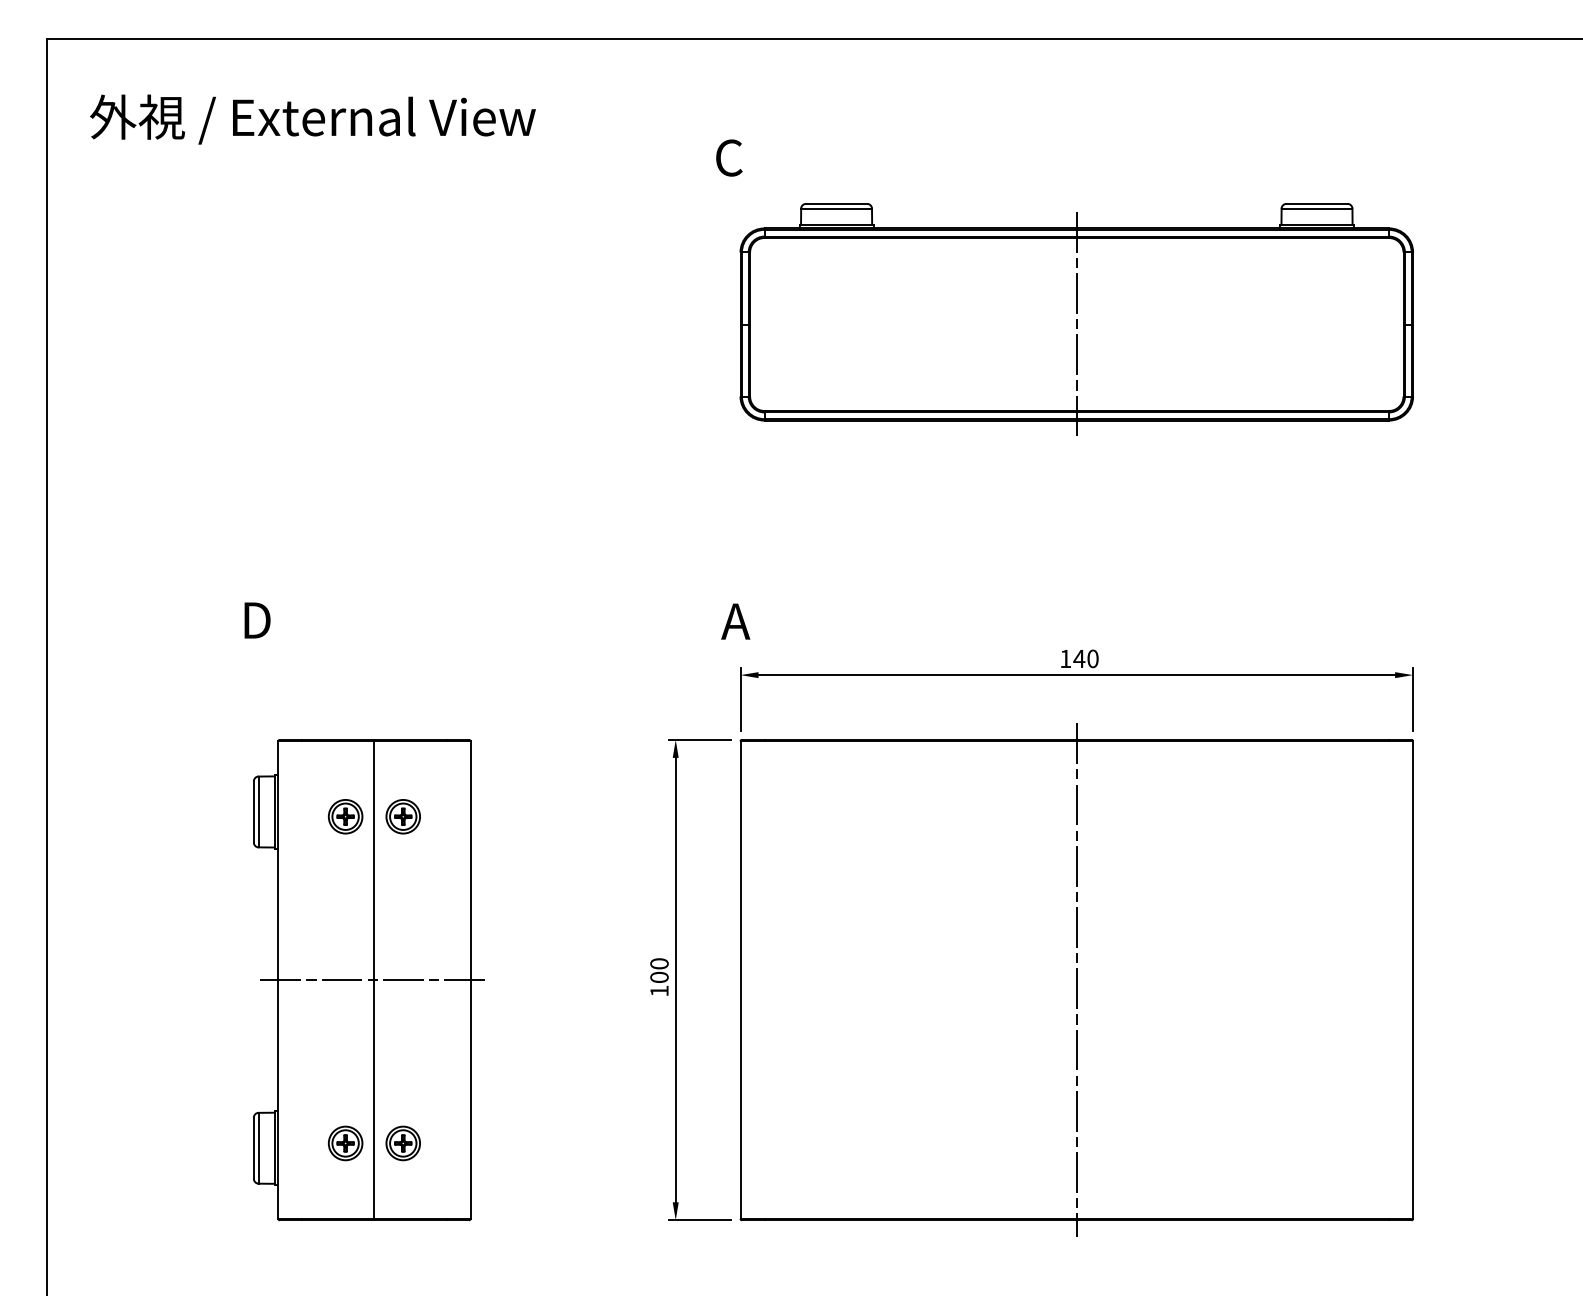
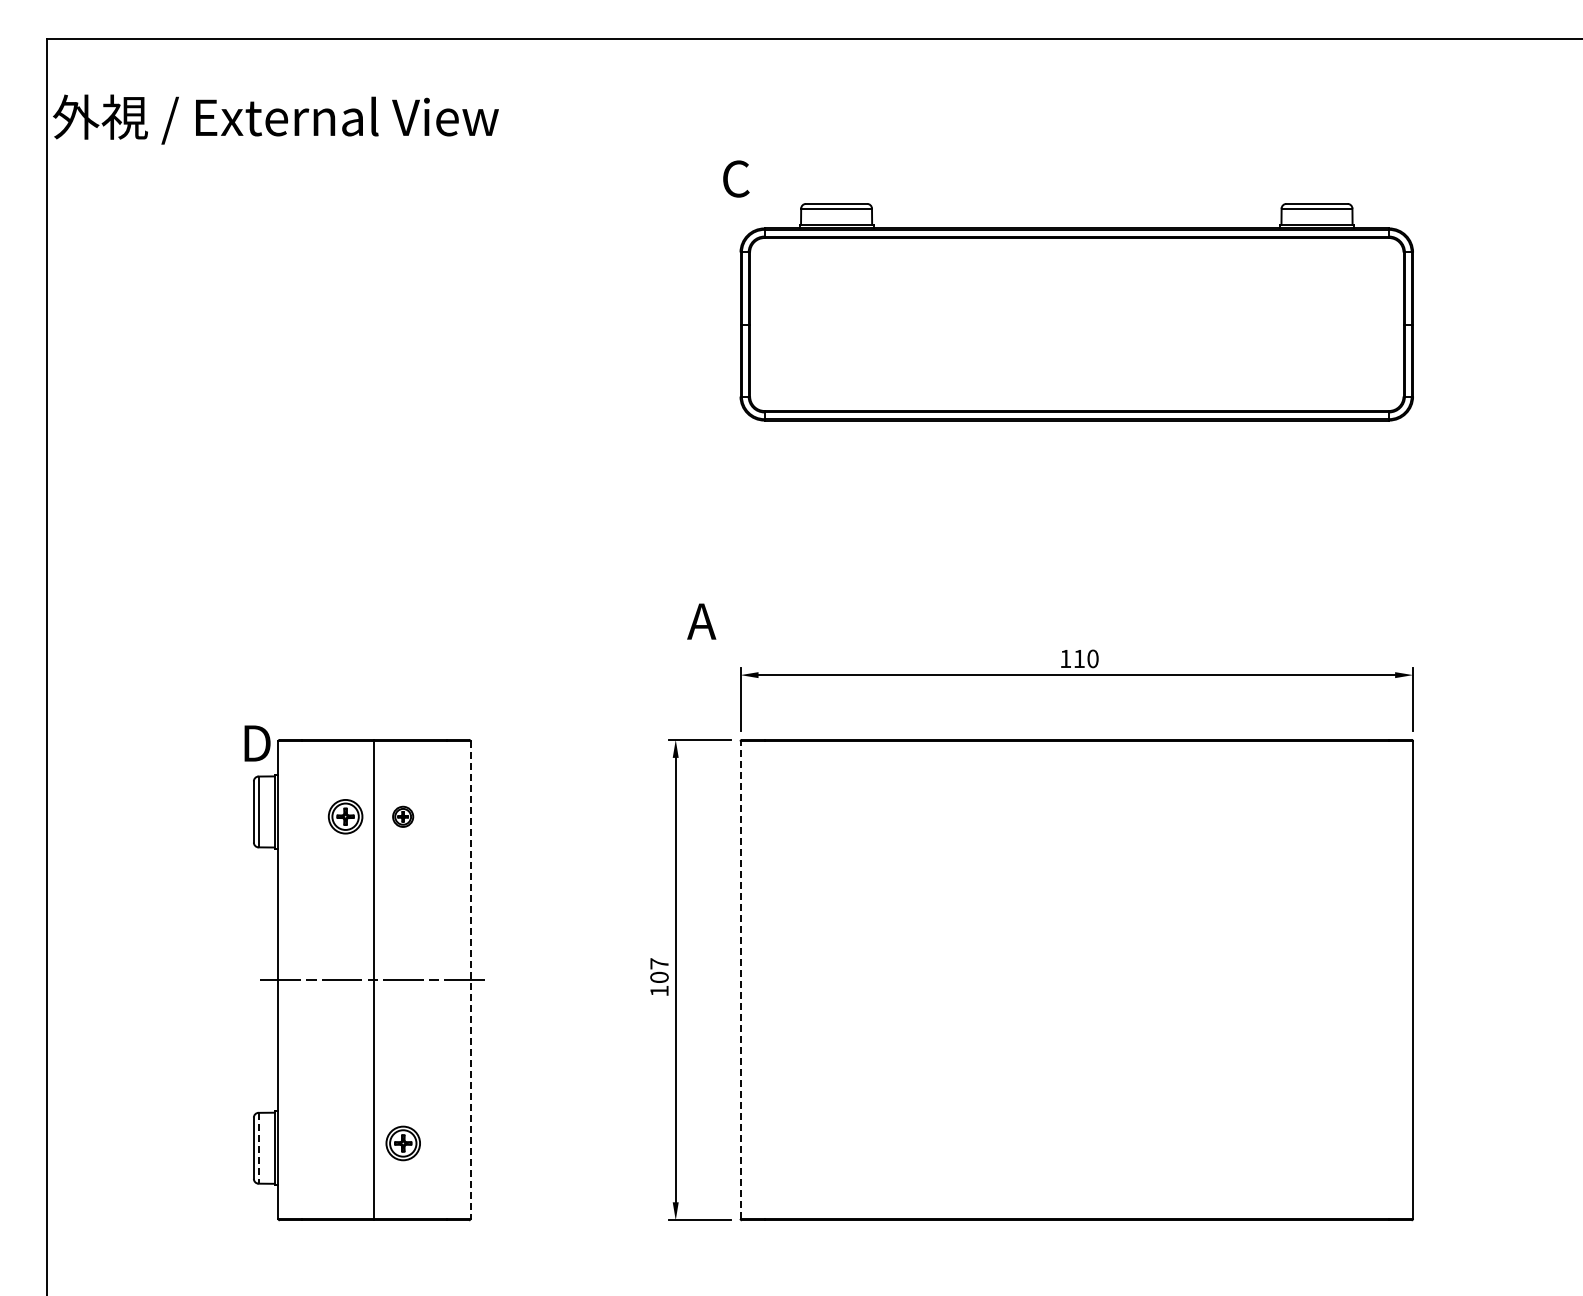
text position: (312, 119) -> (275, 119) (275, 119)
text position: (729, 157) -> (736, 178) (736, 178)
line: present -> none (1076, 324)
text position: (257, 620) -> (257, 743) (257, 743)
text position: (735, 621) -> (701, 621) (701, 621)
text: 140 -> 110 (1079, 658)
part size: 36x36 px -> 23x23 px (403, 816)
text: 100 -> 107 (659, 963)
line: present -> none (1076, 979)
line: solid -> dashed (470, 980)
line: solid -> dashed (740, 980)
part: present -> none (345, 1143)
line: solid -> dashed (258, 1148)
